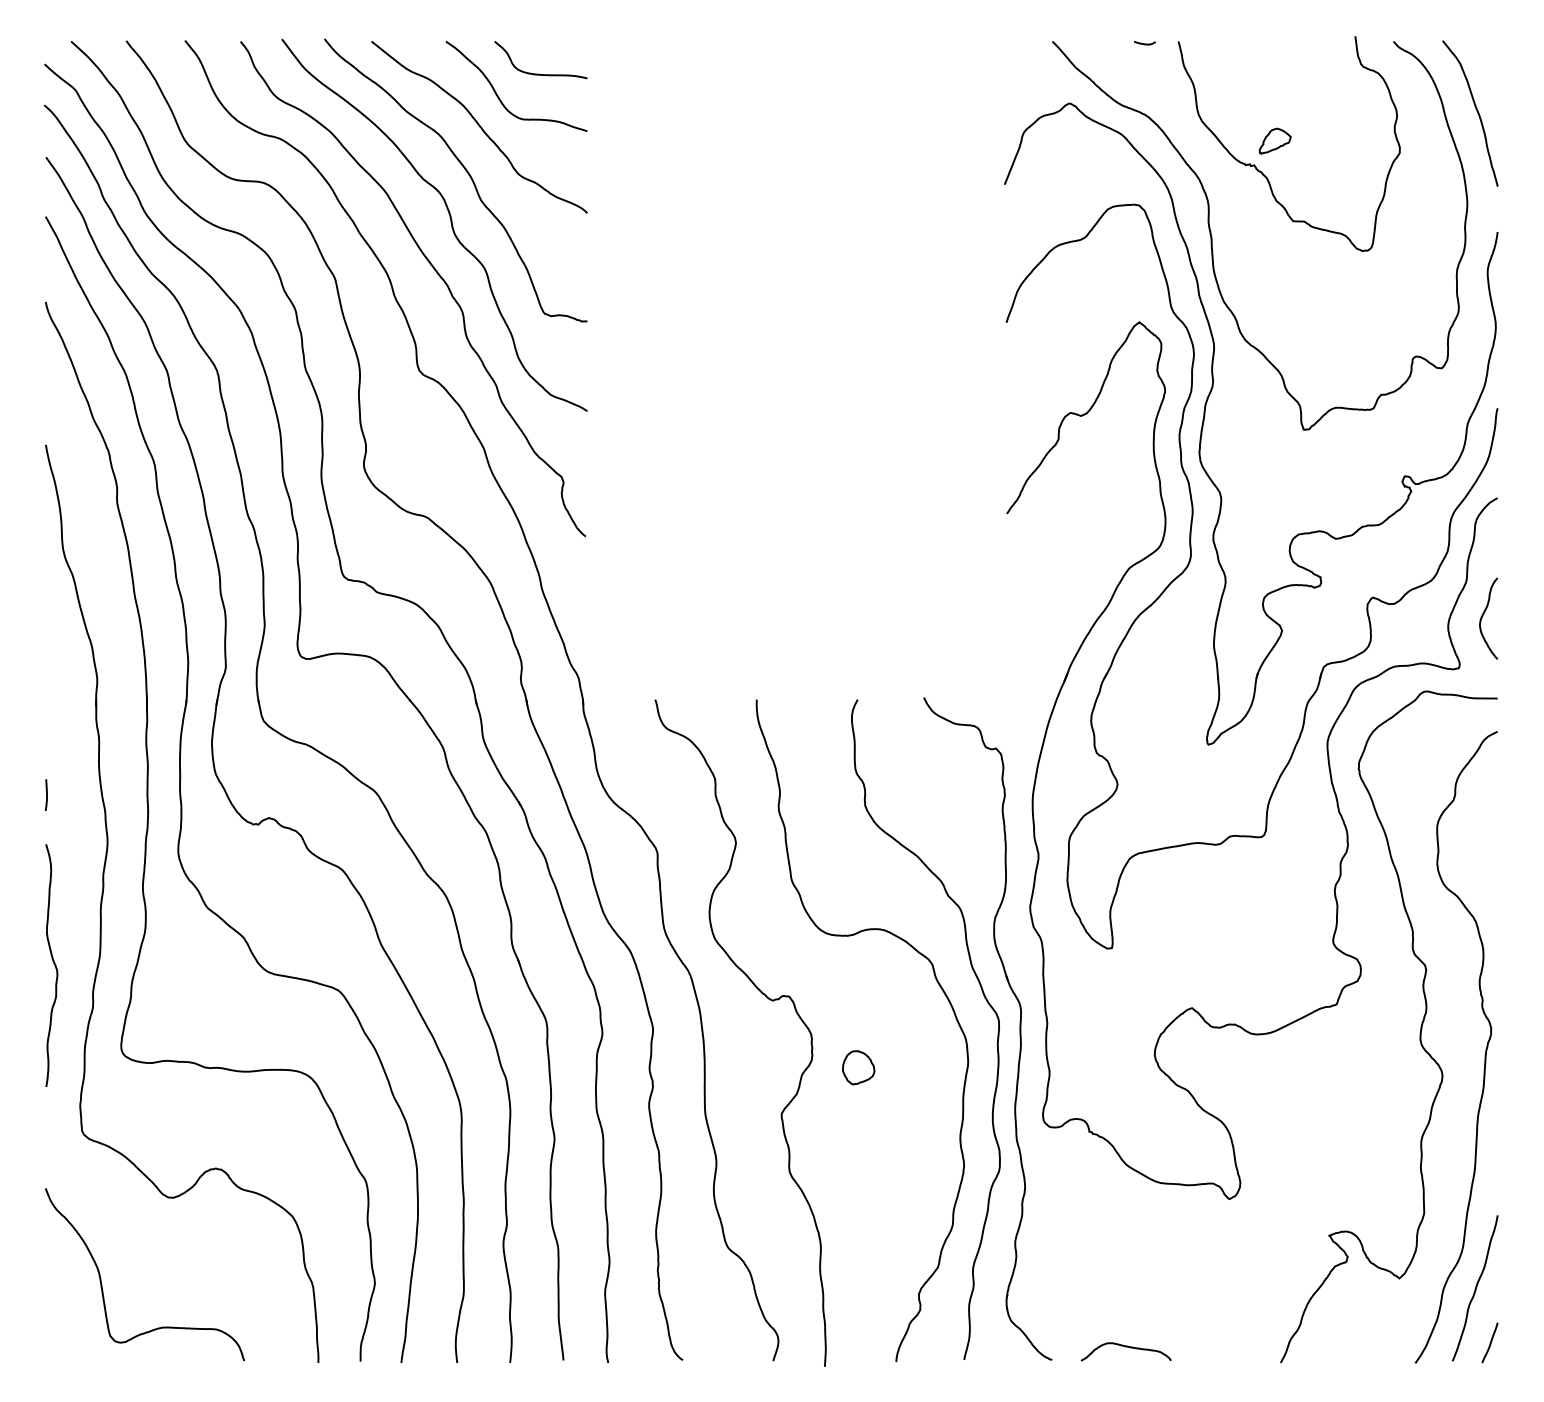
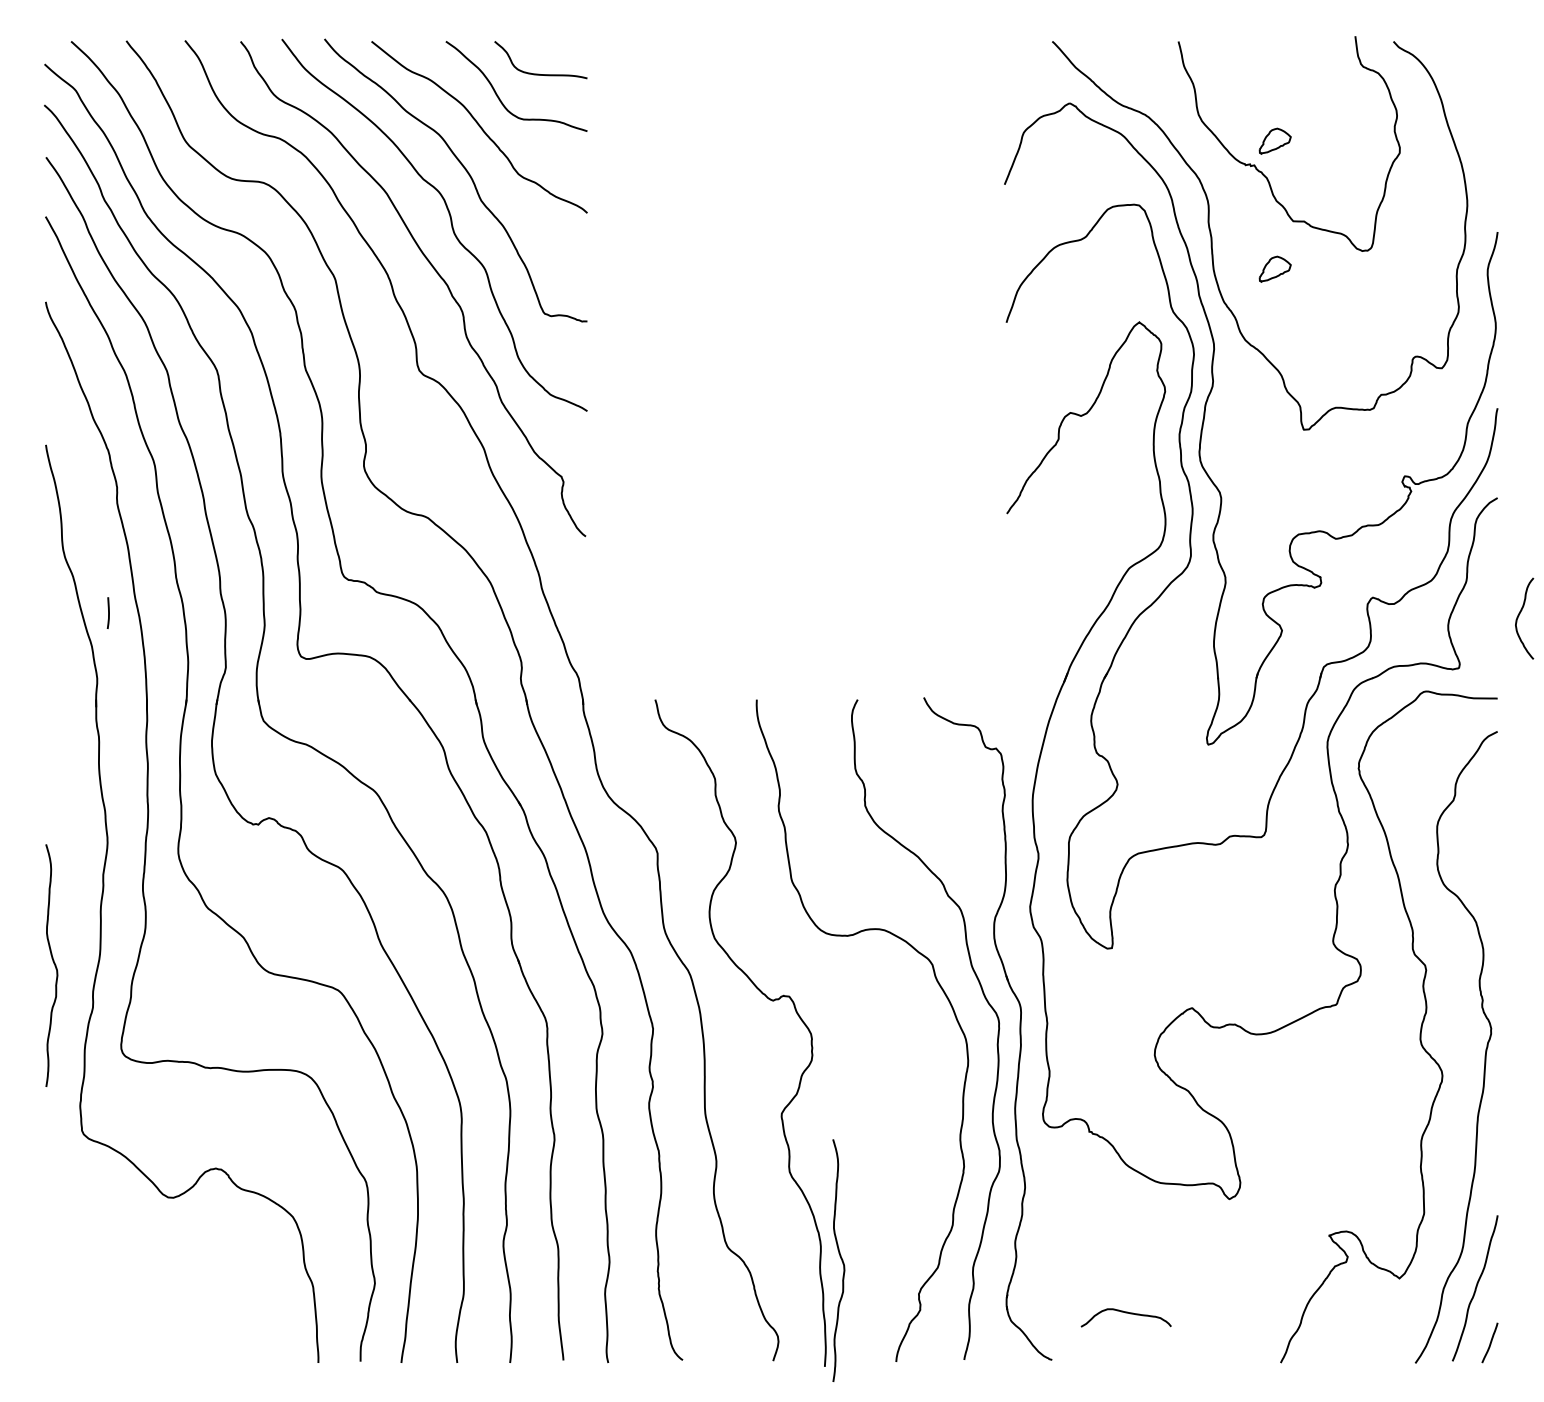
curve: present -> none (1145, 43)
curve: present -> none (1476, 111)
part: none -> present (1274, 268)
curve position: (1483, 616) -> (1519, 616) (1519, 616)
line position: (46, 794) -> (108, 612) (108, 612)
part: present -> none (858, 1067)
curve: none -> present (840, 1258)
curve: present -> none (102, 1284)
curve position: (1125, 1347) -> (1125, 1313) (1125, 1313)
